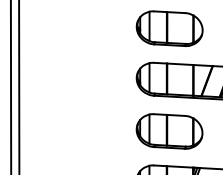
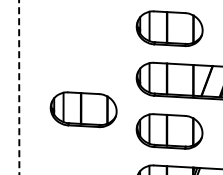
line: present -> none (10, 86)
line: solid -> dashed (19, 87)
part: none -> present (83, 109)
